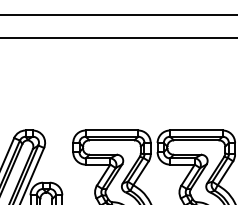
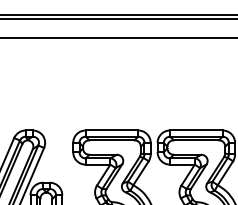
line: none -> present (118, 19)
